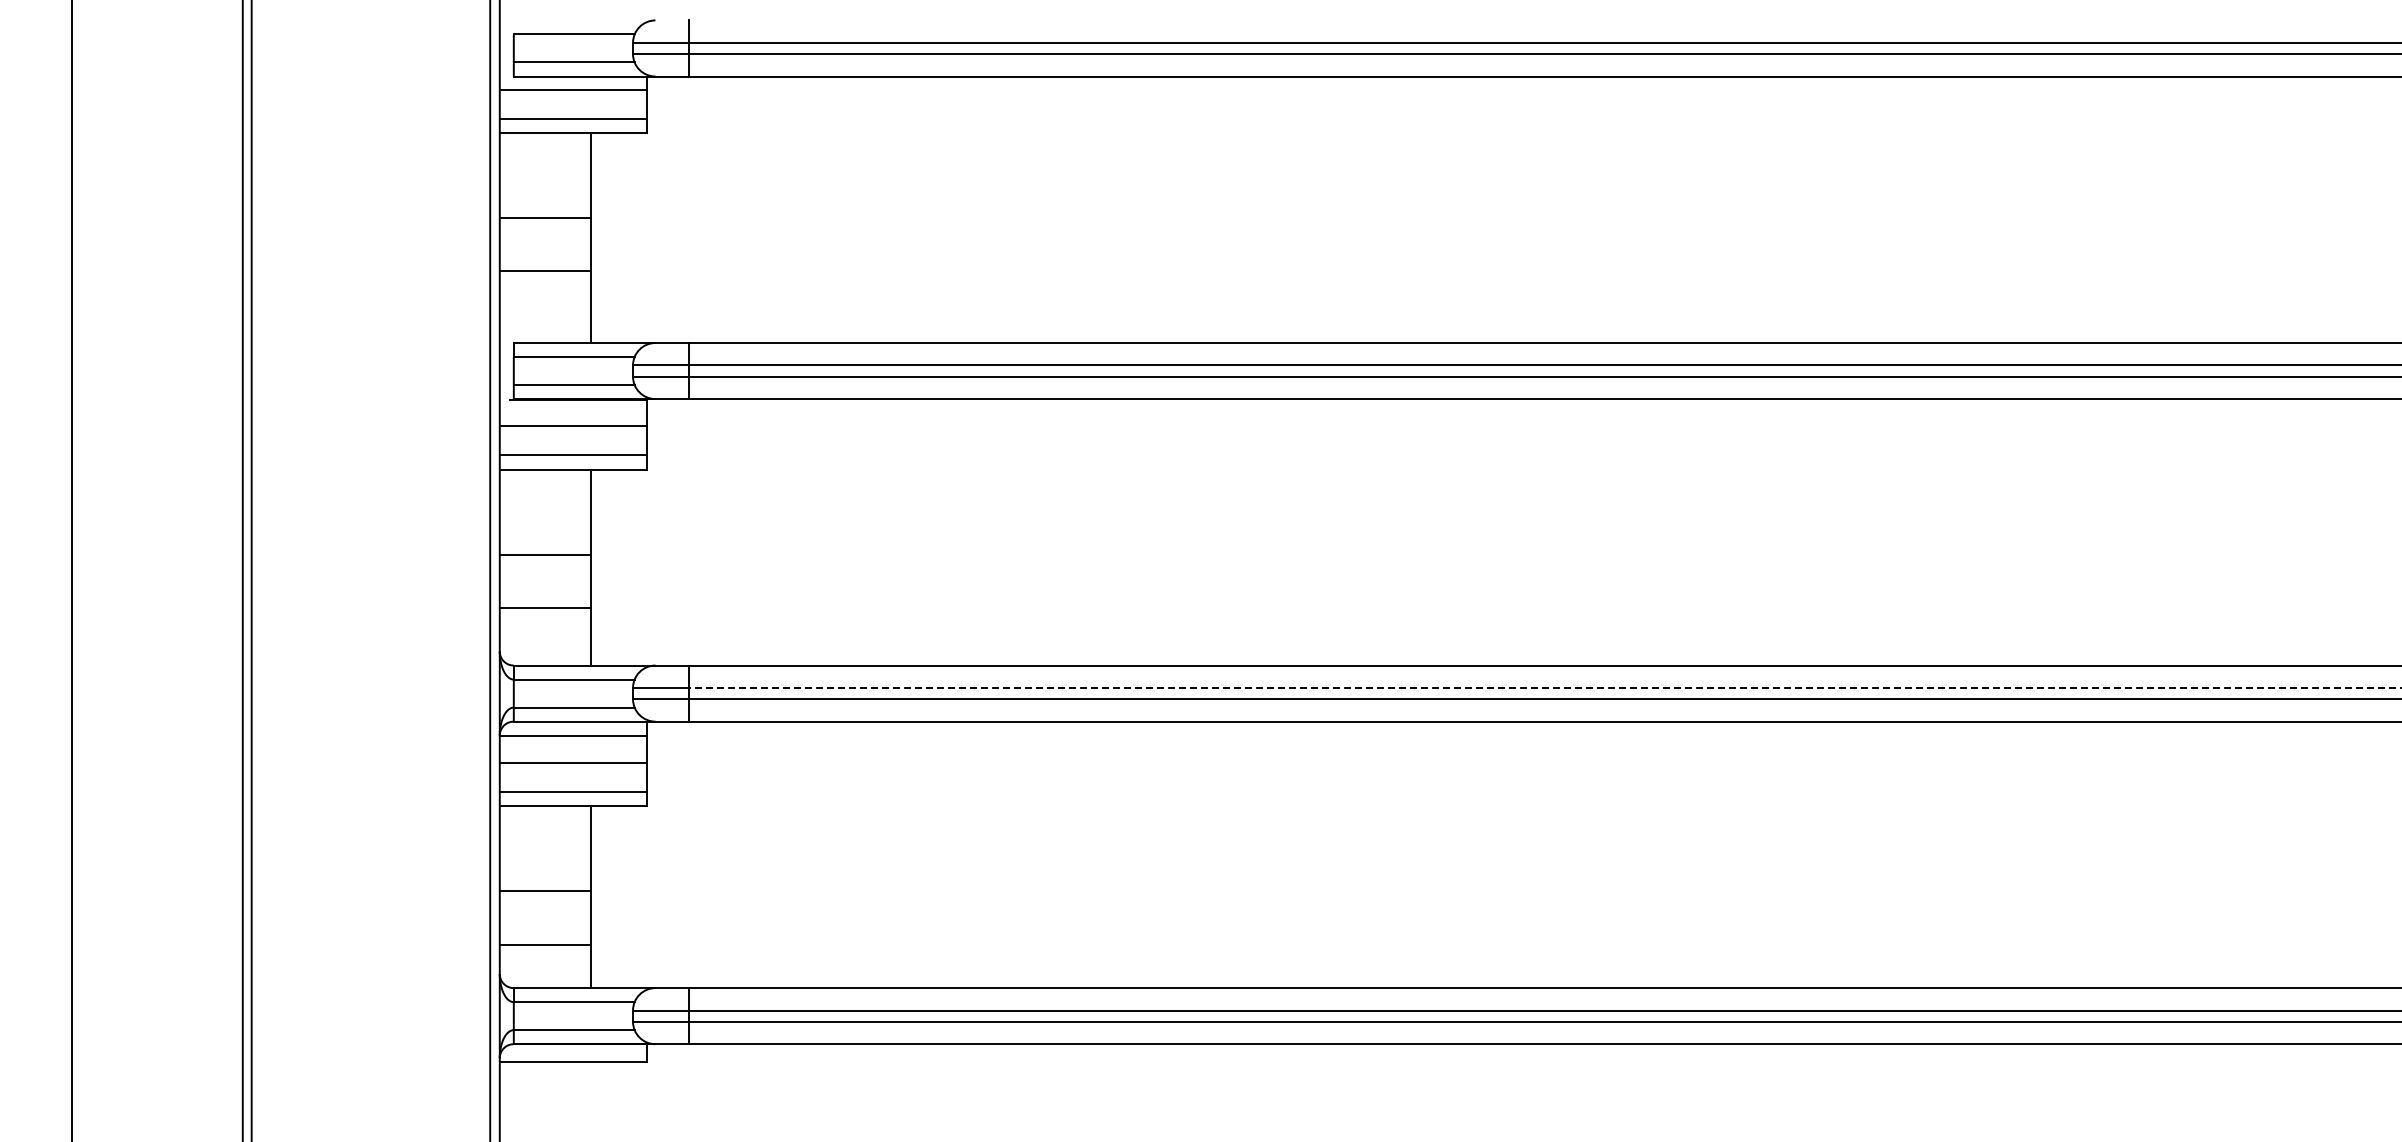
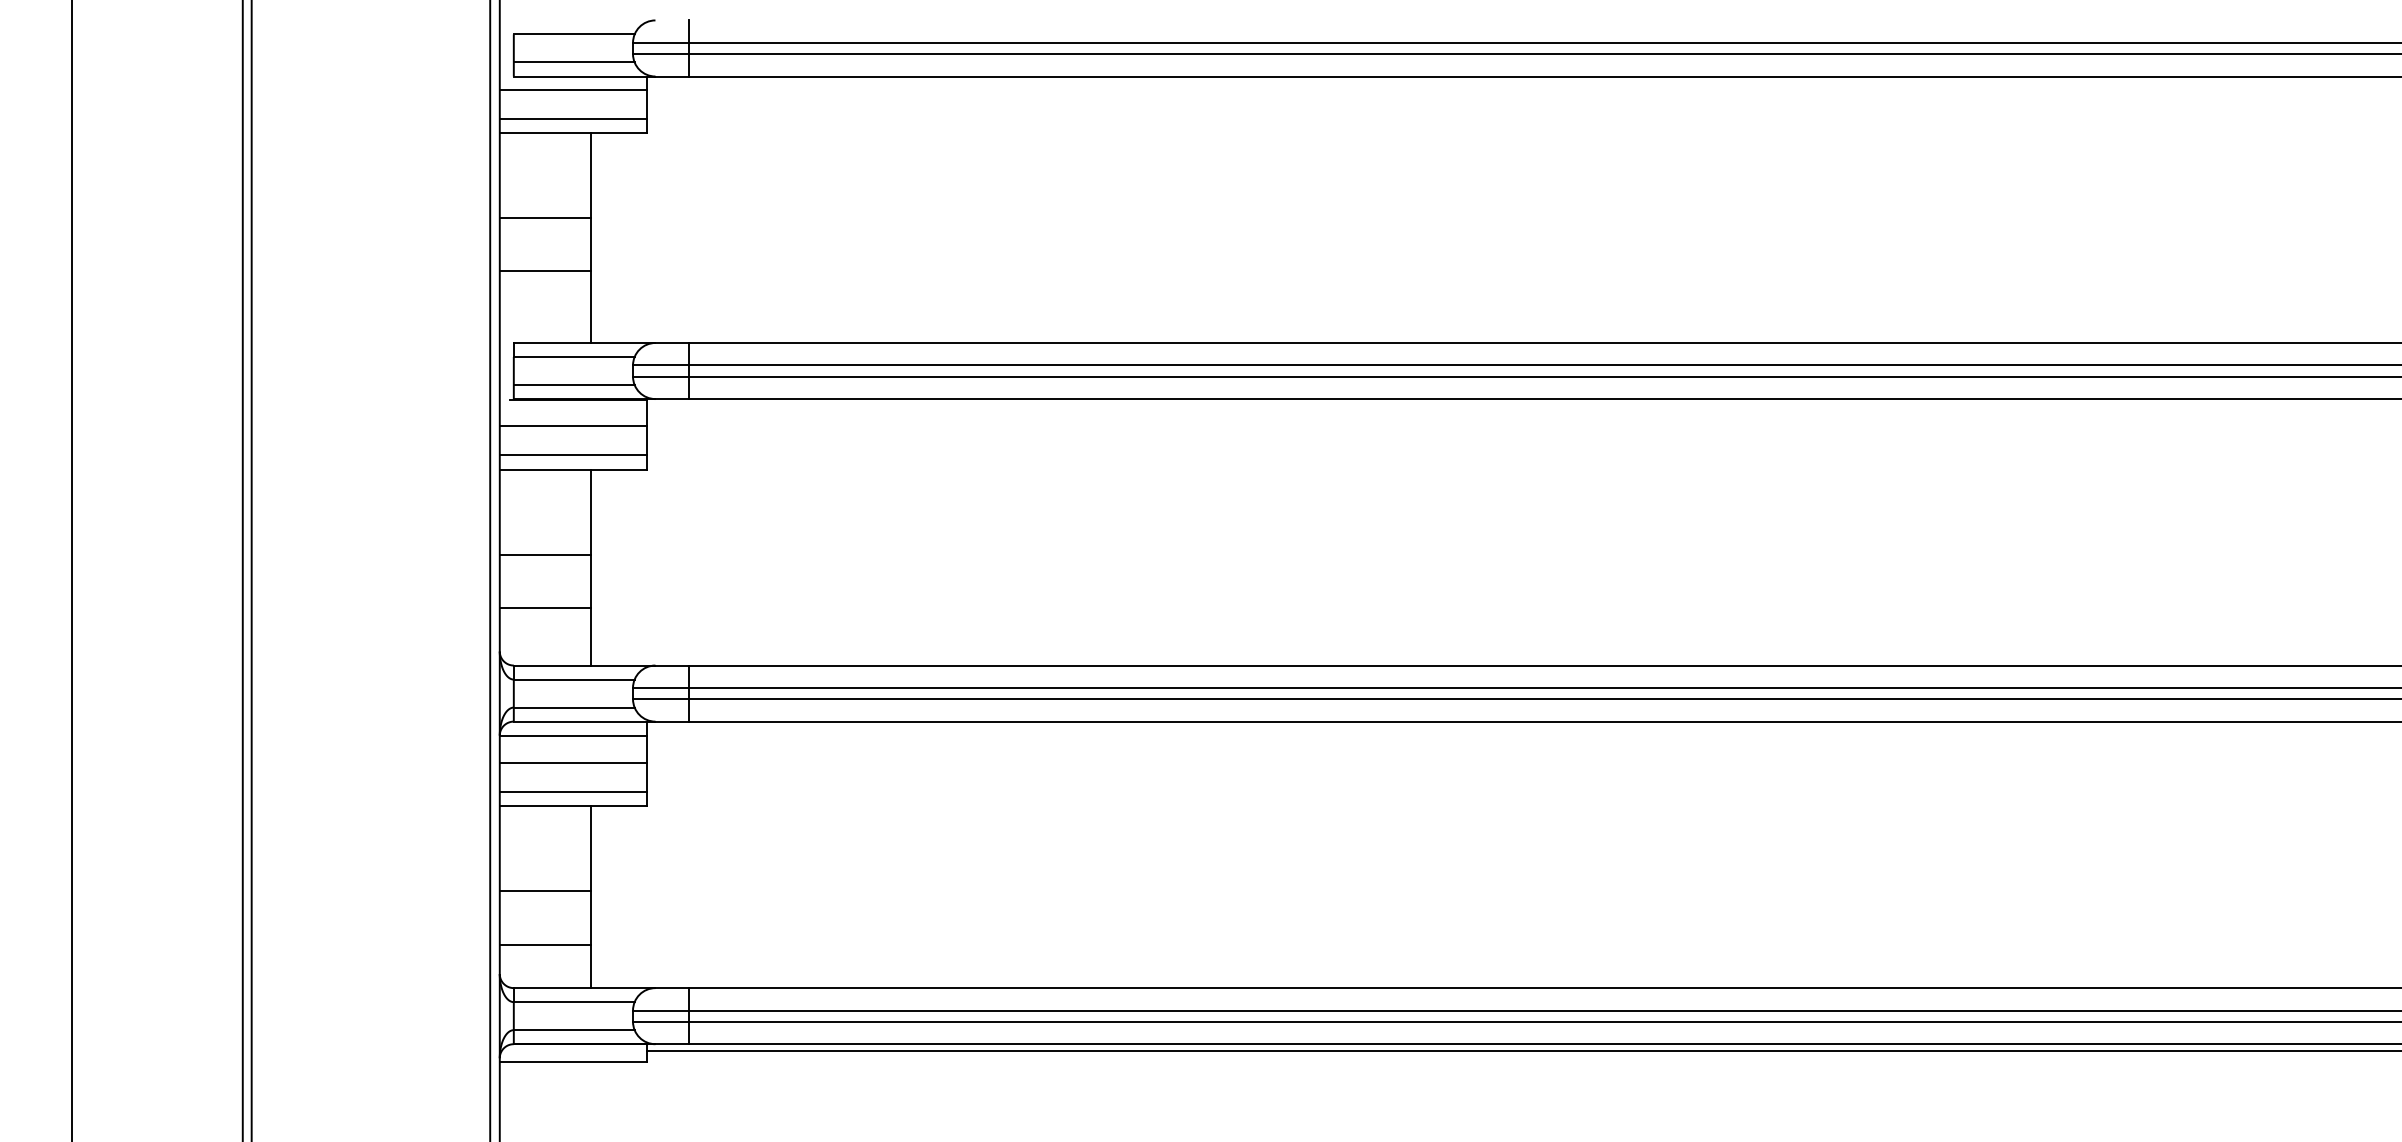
line: dashed -> solid (1545, 687)
line: none -> present (1522, 1051)
